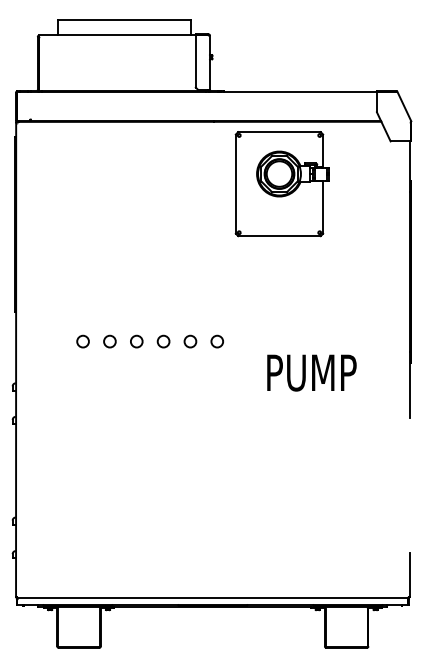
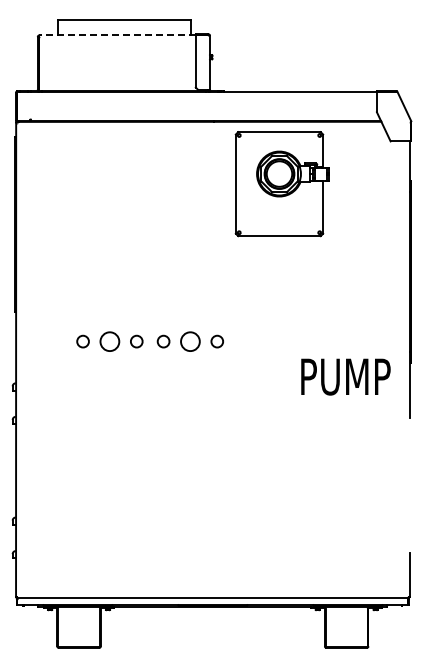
line: solid -> dashed (117, 35)
circle size: 14x15 px -> 22x21 px (109, 341)
circle size: 15x15 px -> 21x21 px (190, 341)
text position: (311, 372) -> (345, 376) (345, 376)
